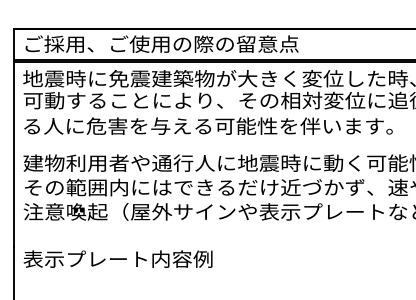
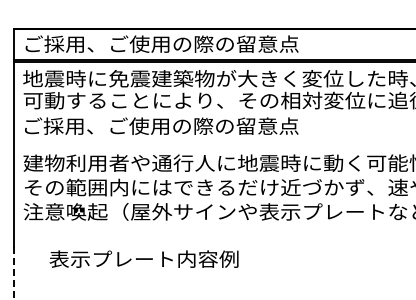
text: る人に危害を与える可能性を伴います。 -> ご採用、ご使用の際の留意点 (208, 125)
text position: (117, 258) -> (143, 258) (143, 258)
line: solid -> dashed (13, 273)
